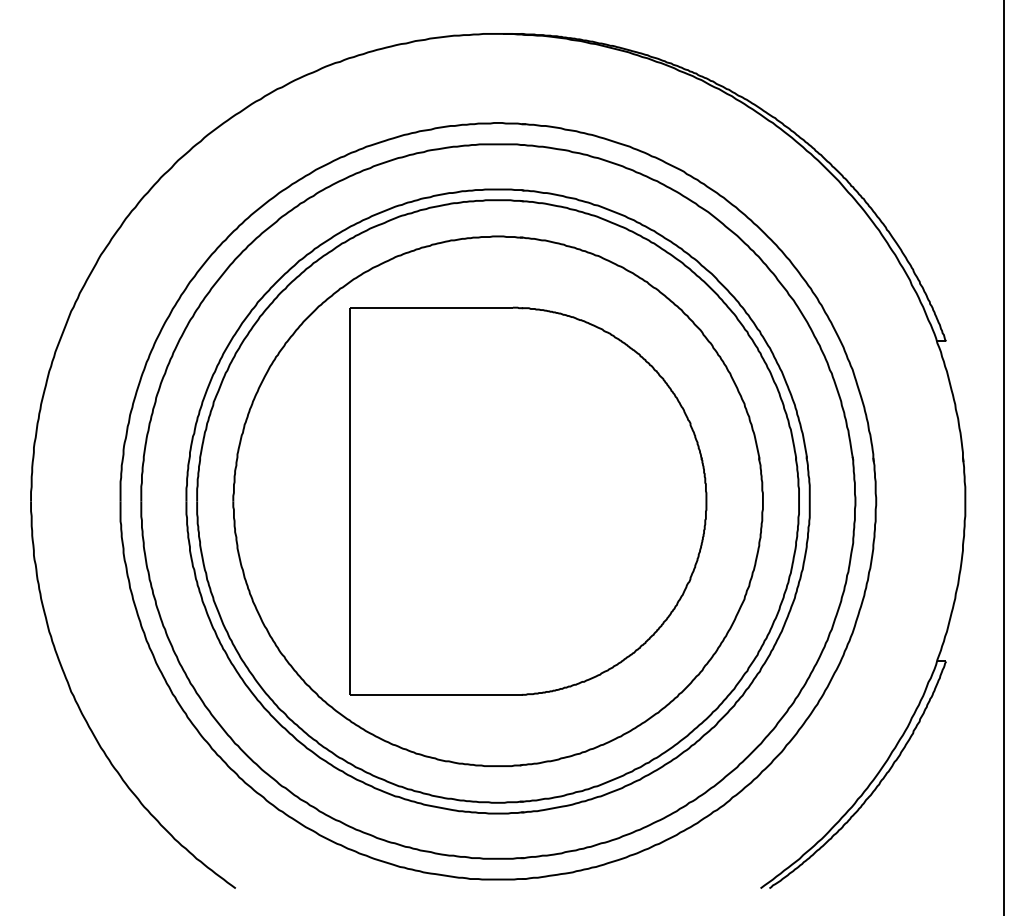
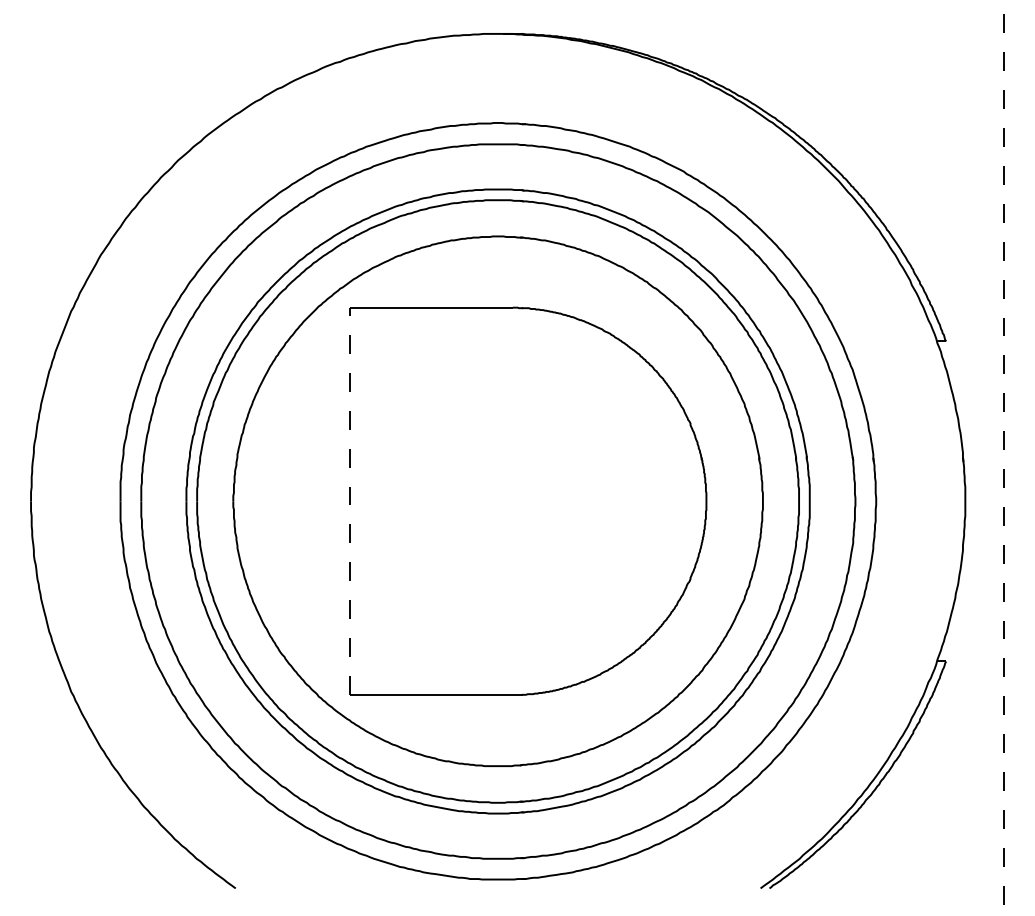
line: solid -> dashed (1003, 457)
line: solid -> dashed (349, 501)
